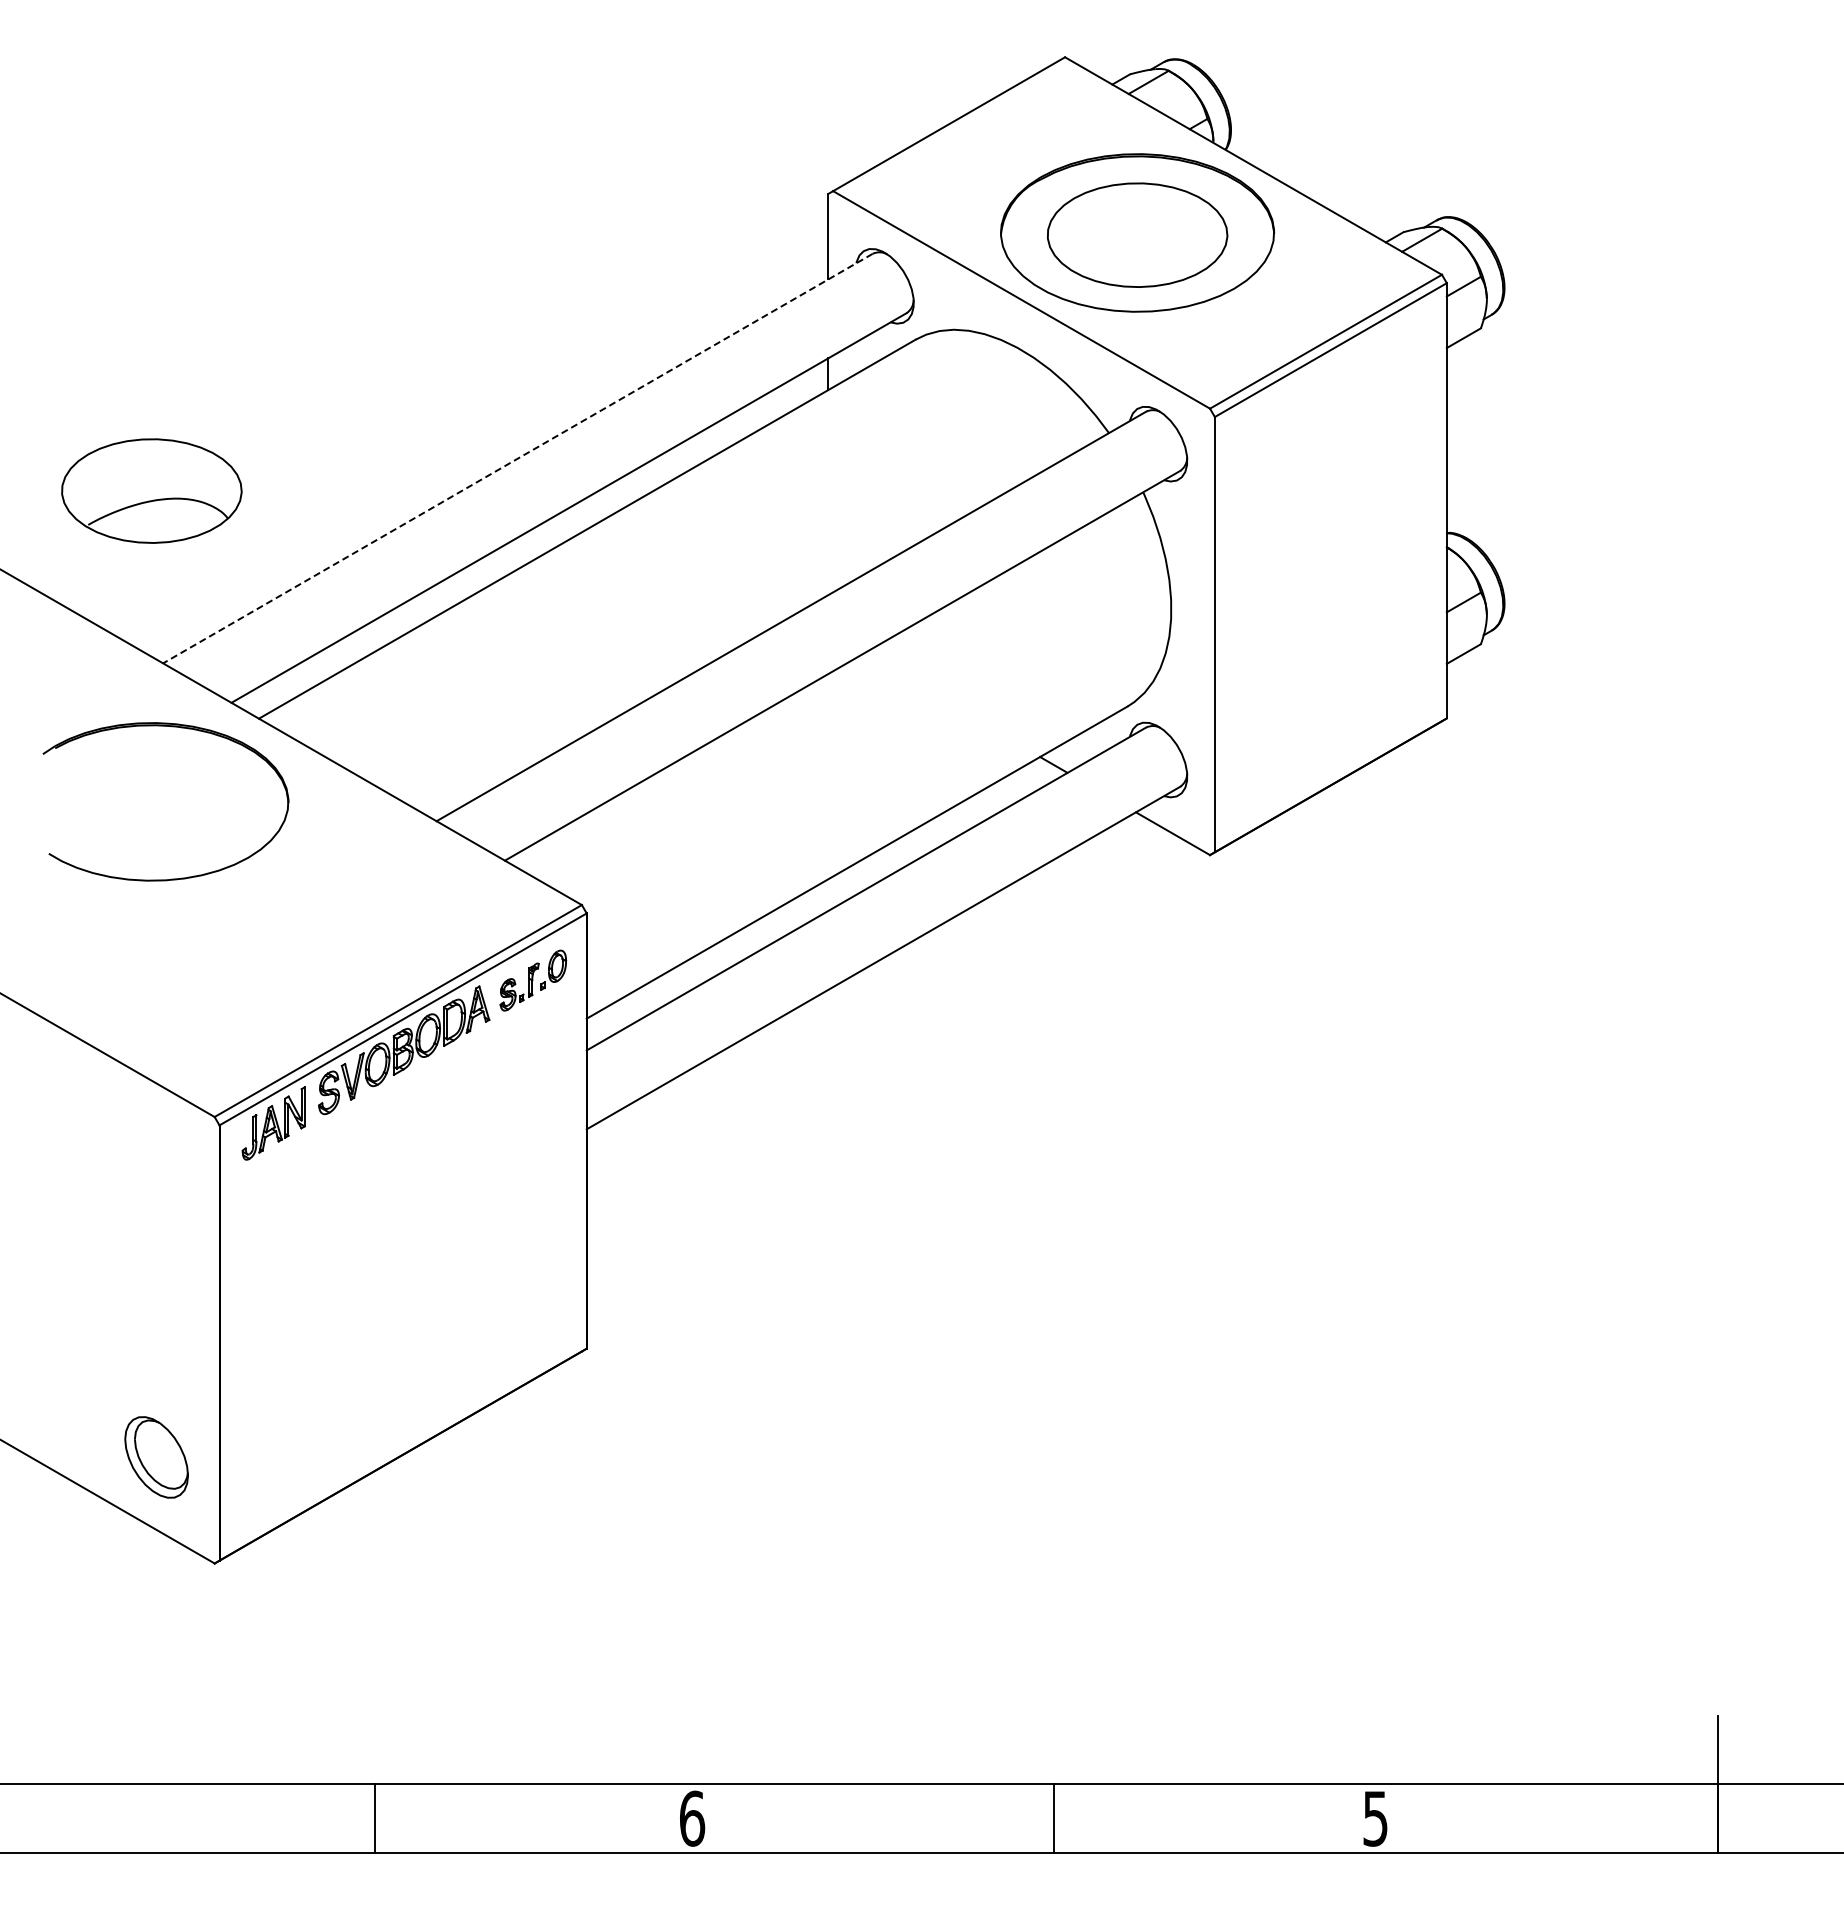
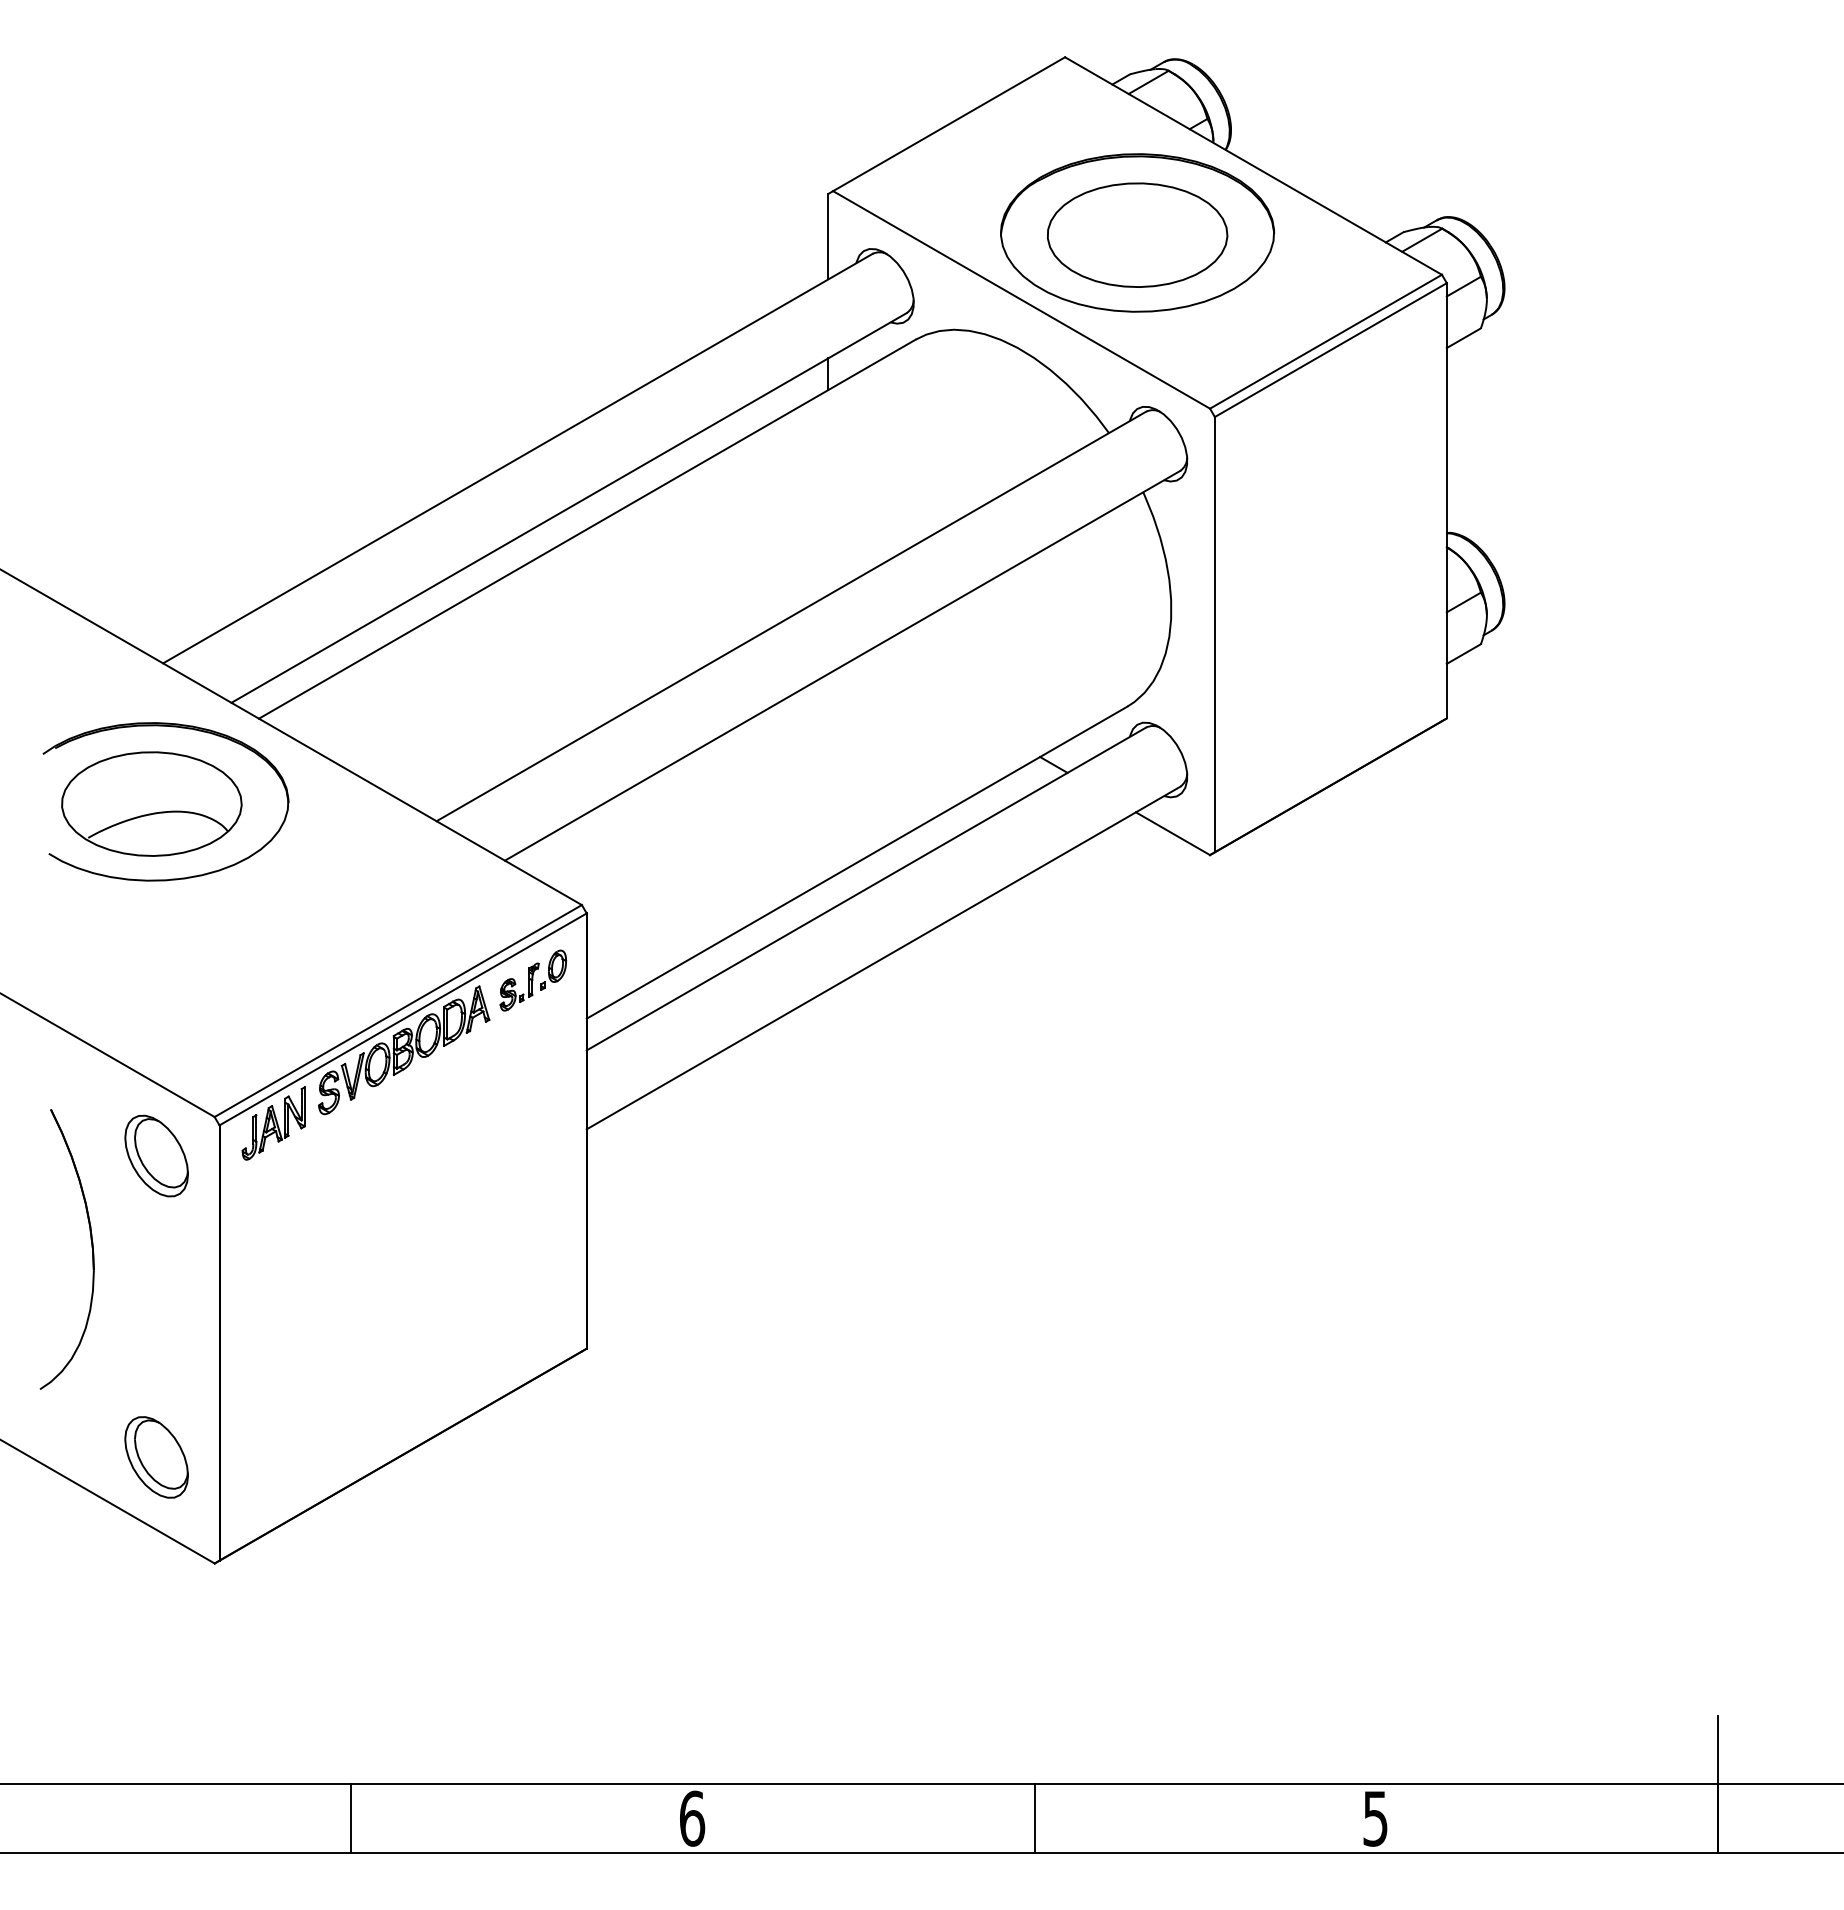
line: dashed -> solid (517, 458)
part position: (151, 490) -> (151, 803) (151, 803)
part: none -> present (156, 1155)
part: none -> present (91, 1247)
line position: (375, 1818) -> (351, 1818) (351, 1818)
line position: (1053, 1818) -> (1034, 1818) (1034, 1818)
